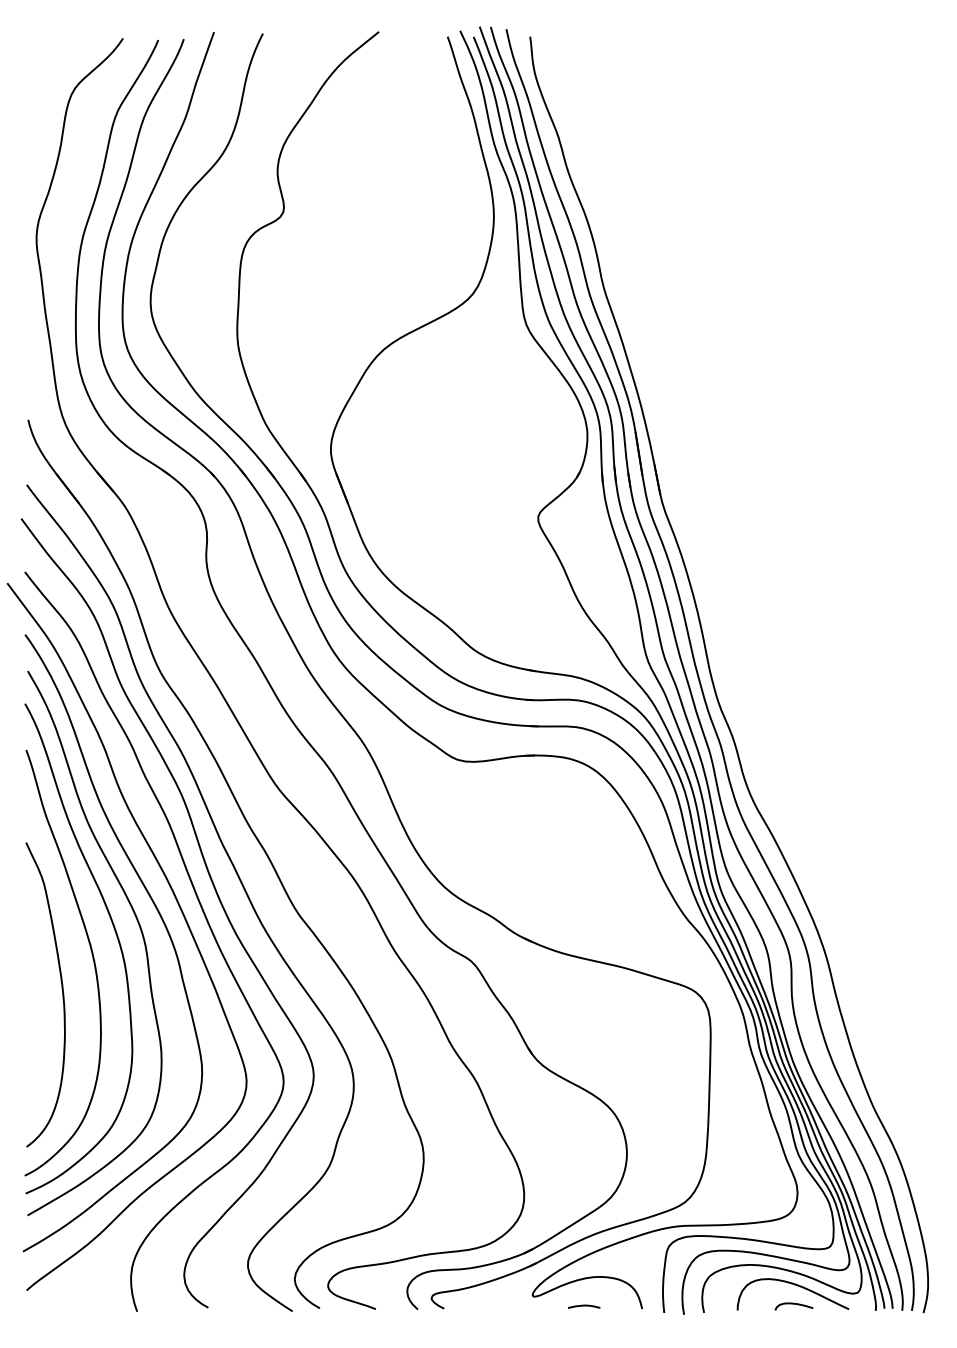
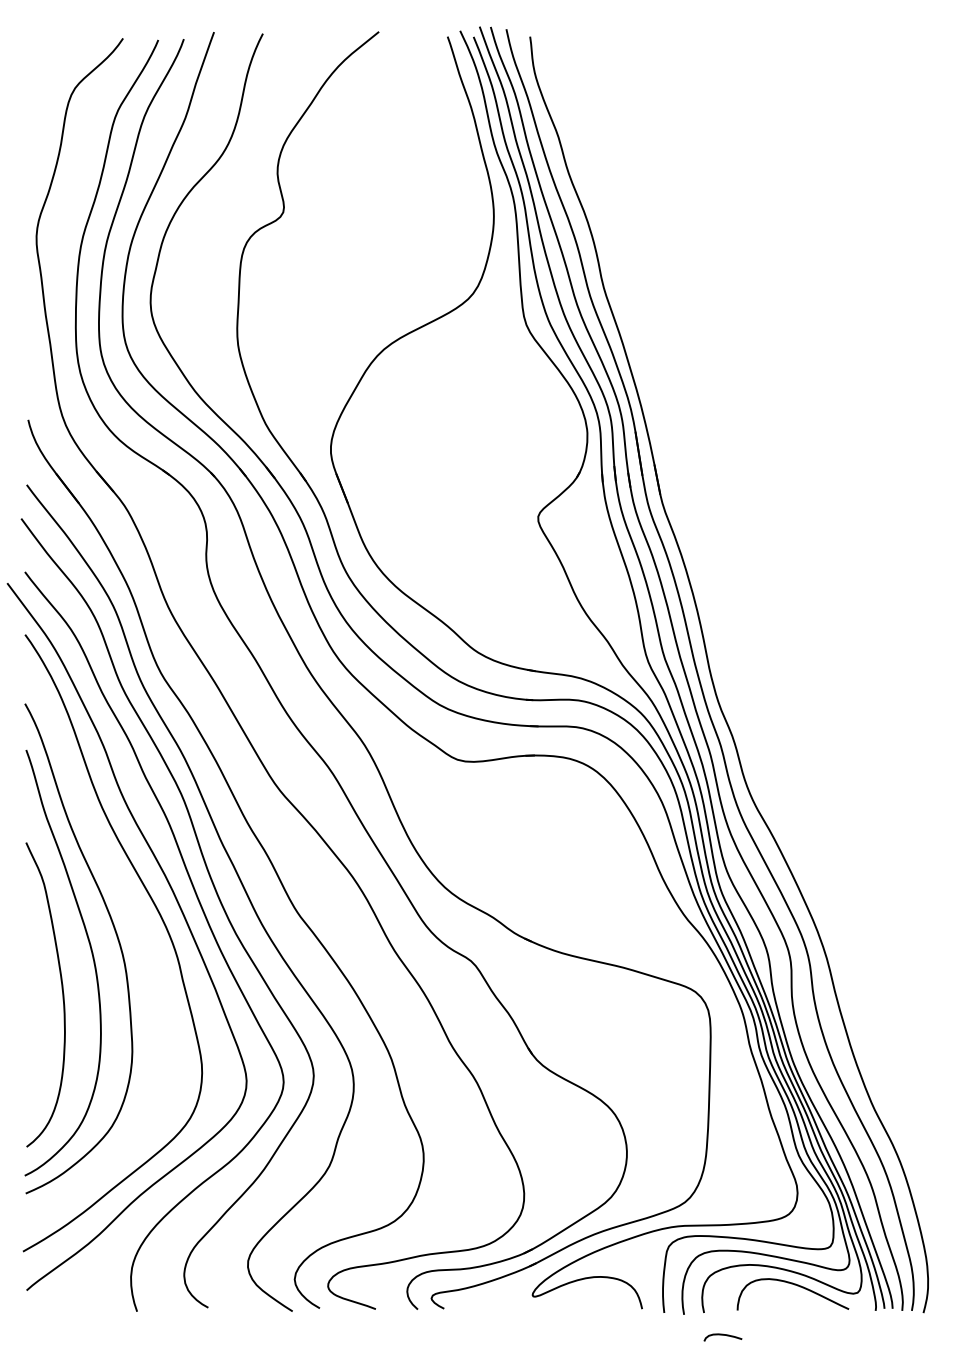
curve: present -> none (139, 928)
curve position: (793, 1304) -> (722, 1335) (722, 1335)
curve: present -> none (584, 1306)
